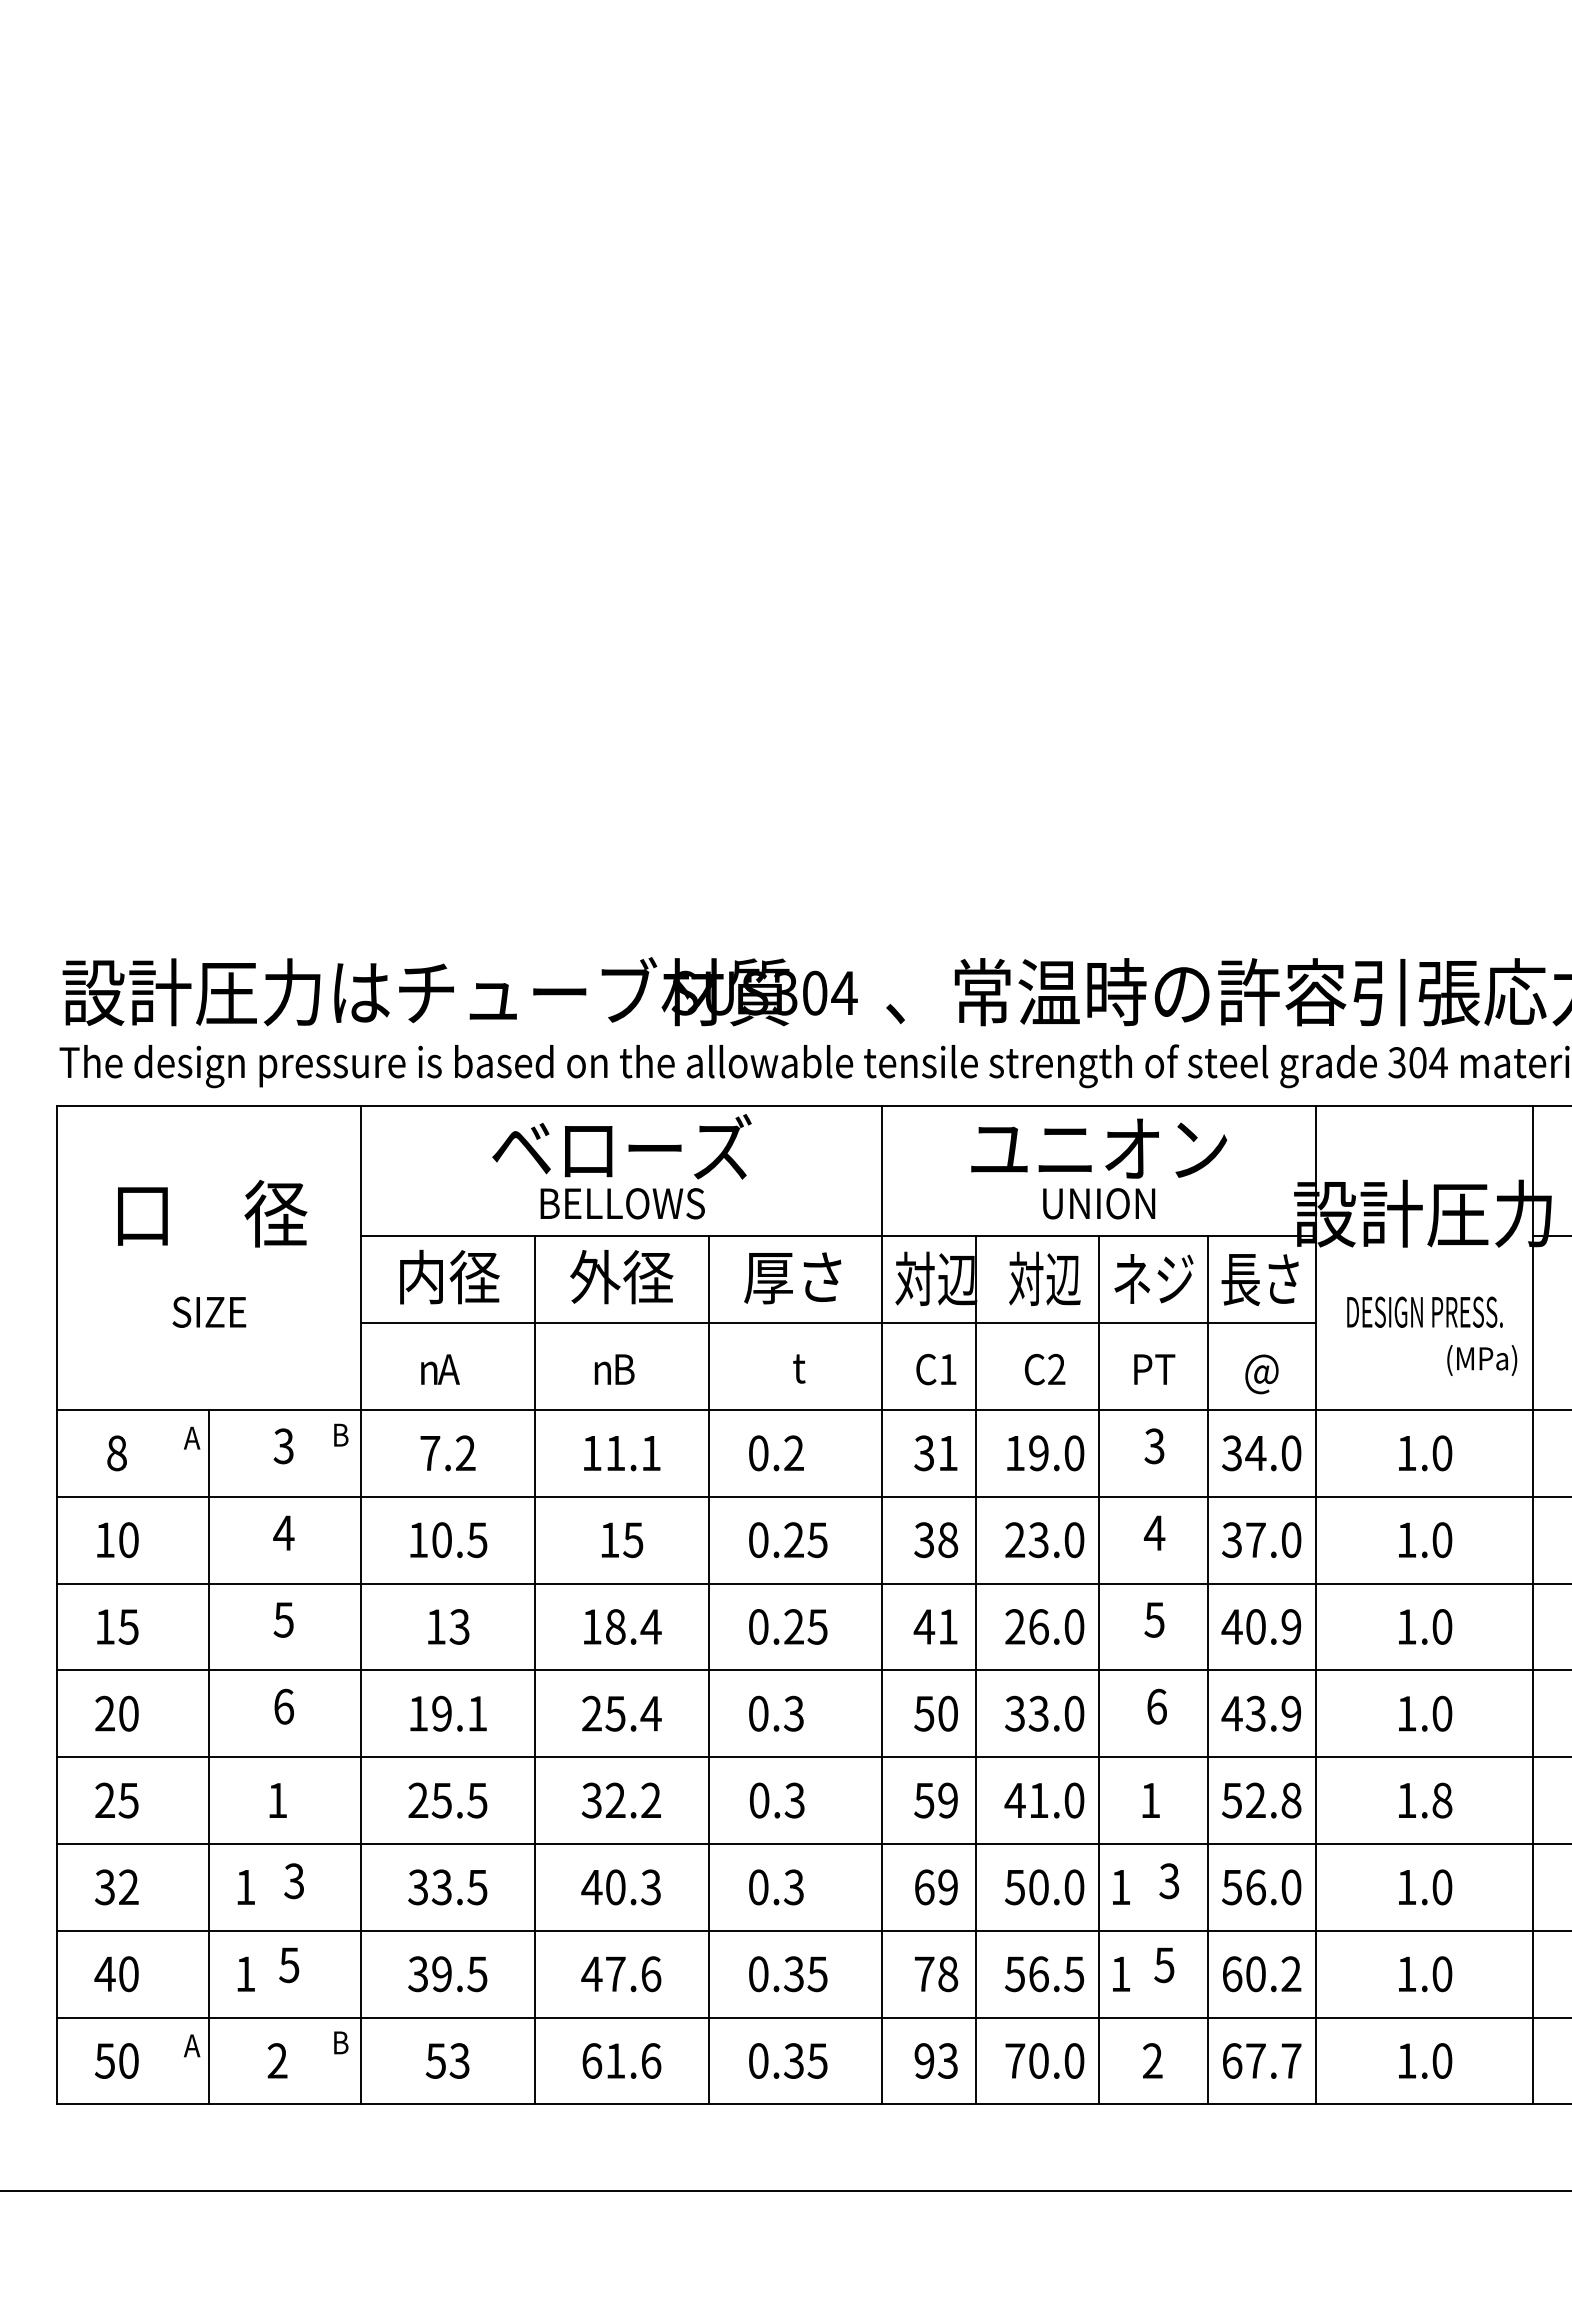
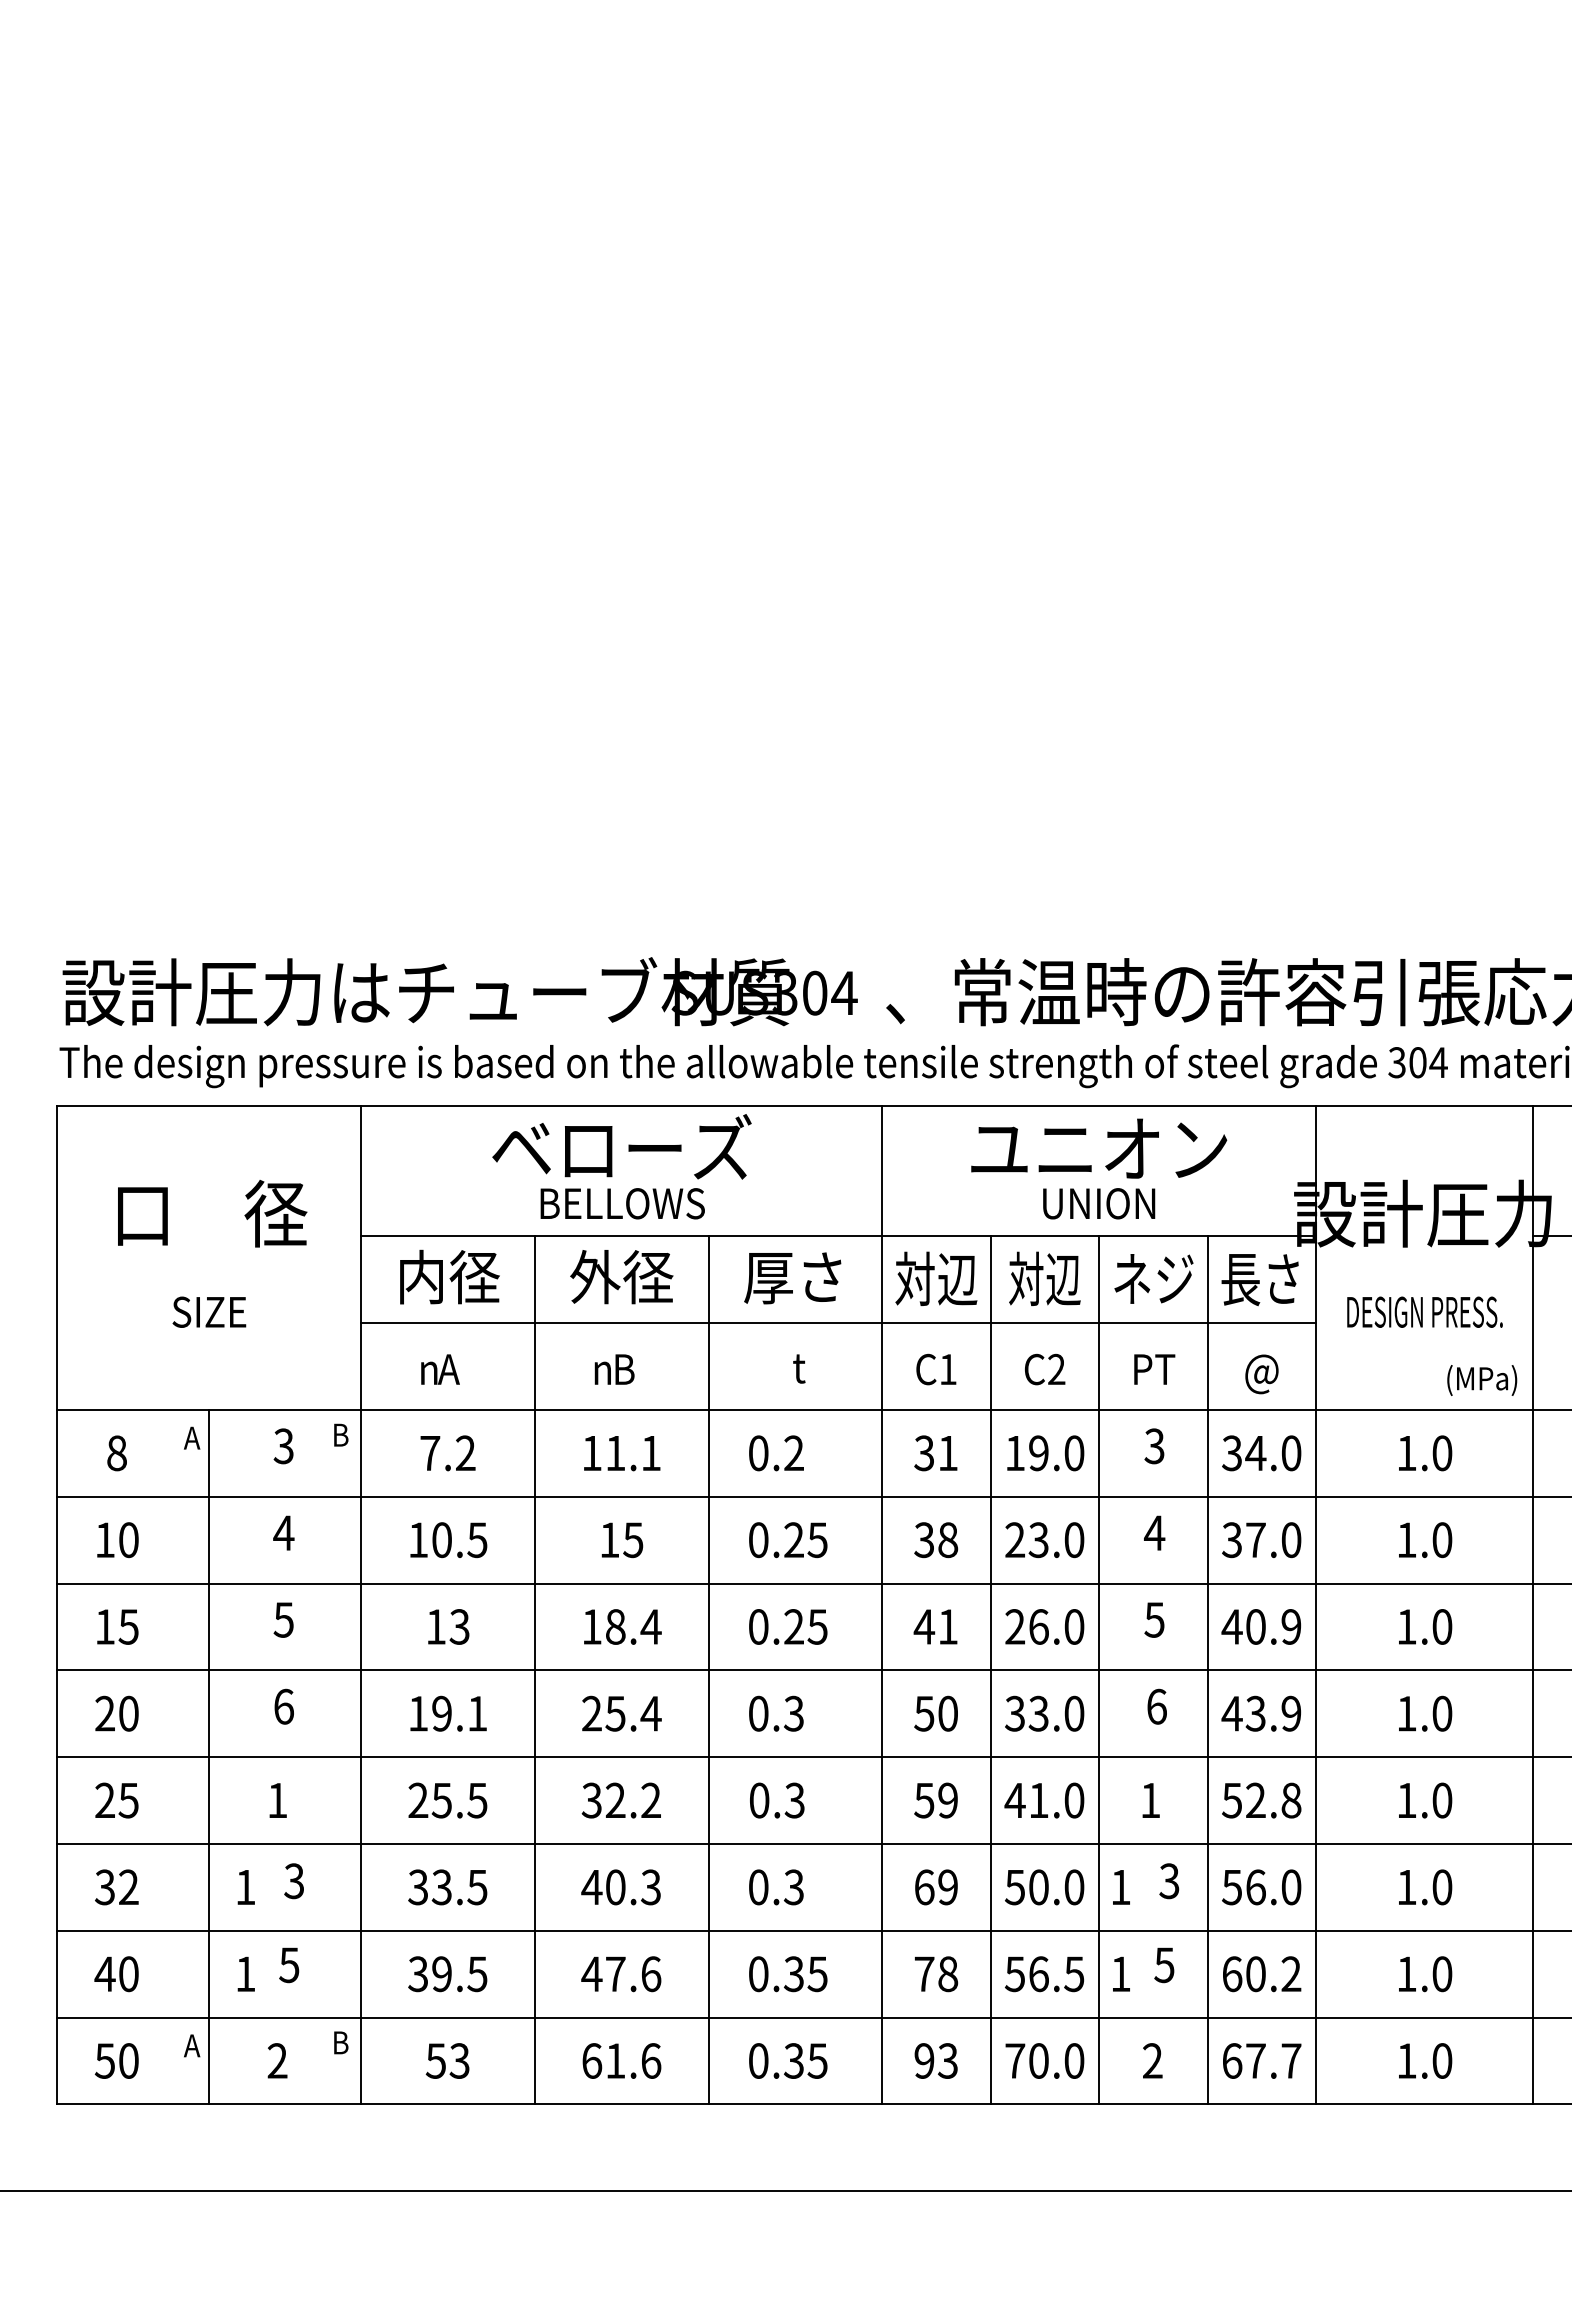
text position: (1482, 1360) -> (1482, 1380) (1482, 1380)
line position: (975, 1670) -> (990, 1670) (990, 1670)
text: 1.8 -> 1.0 (1442, 1800)
